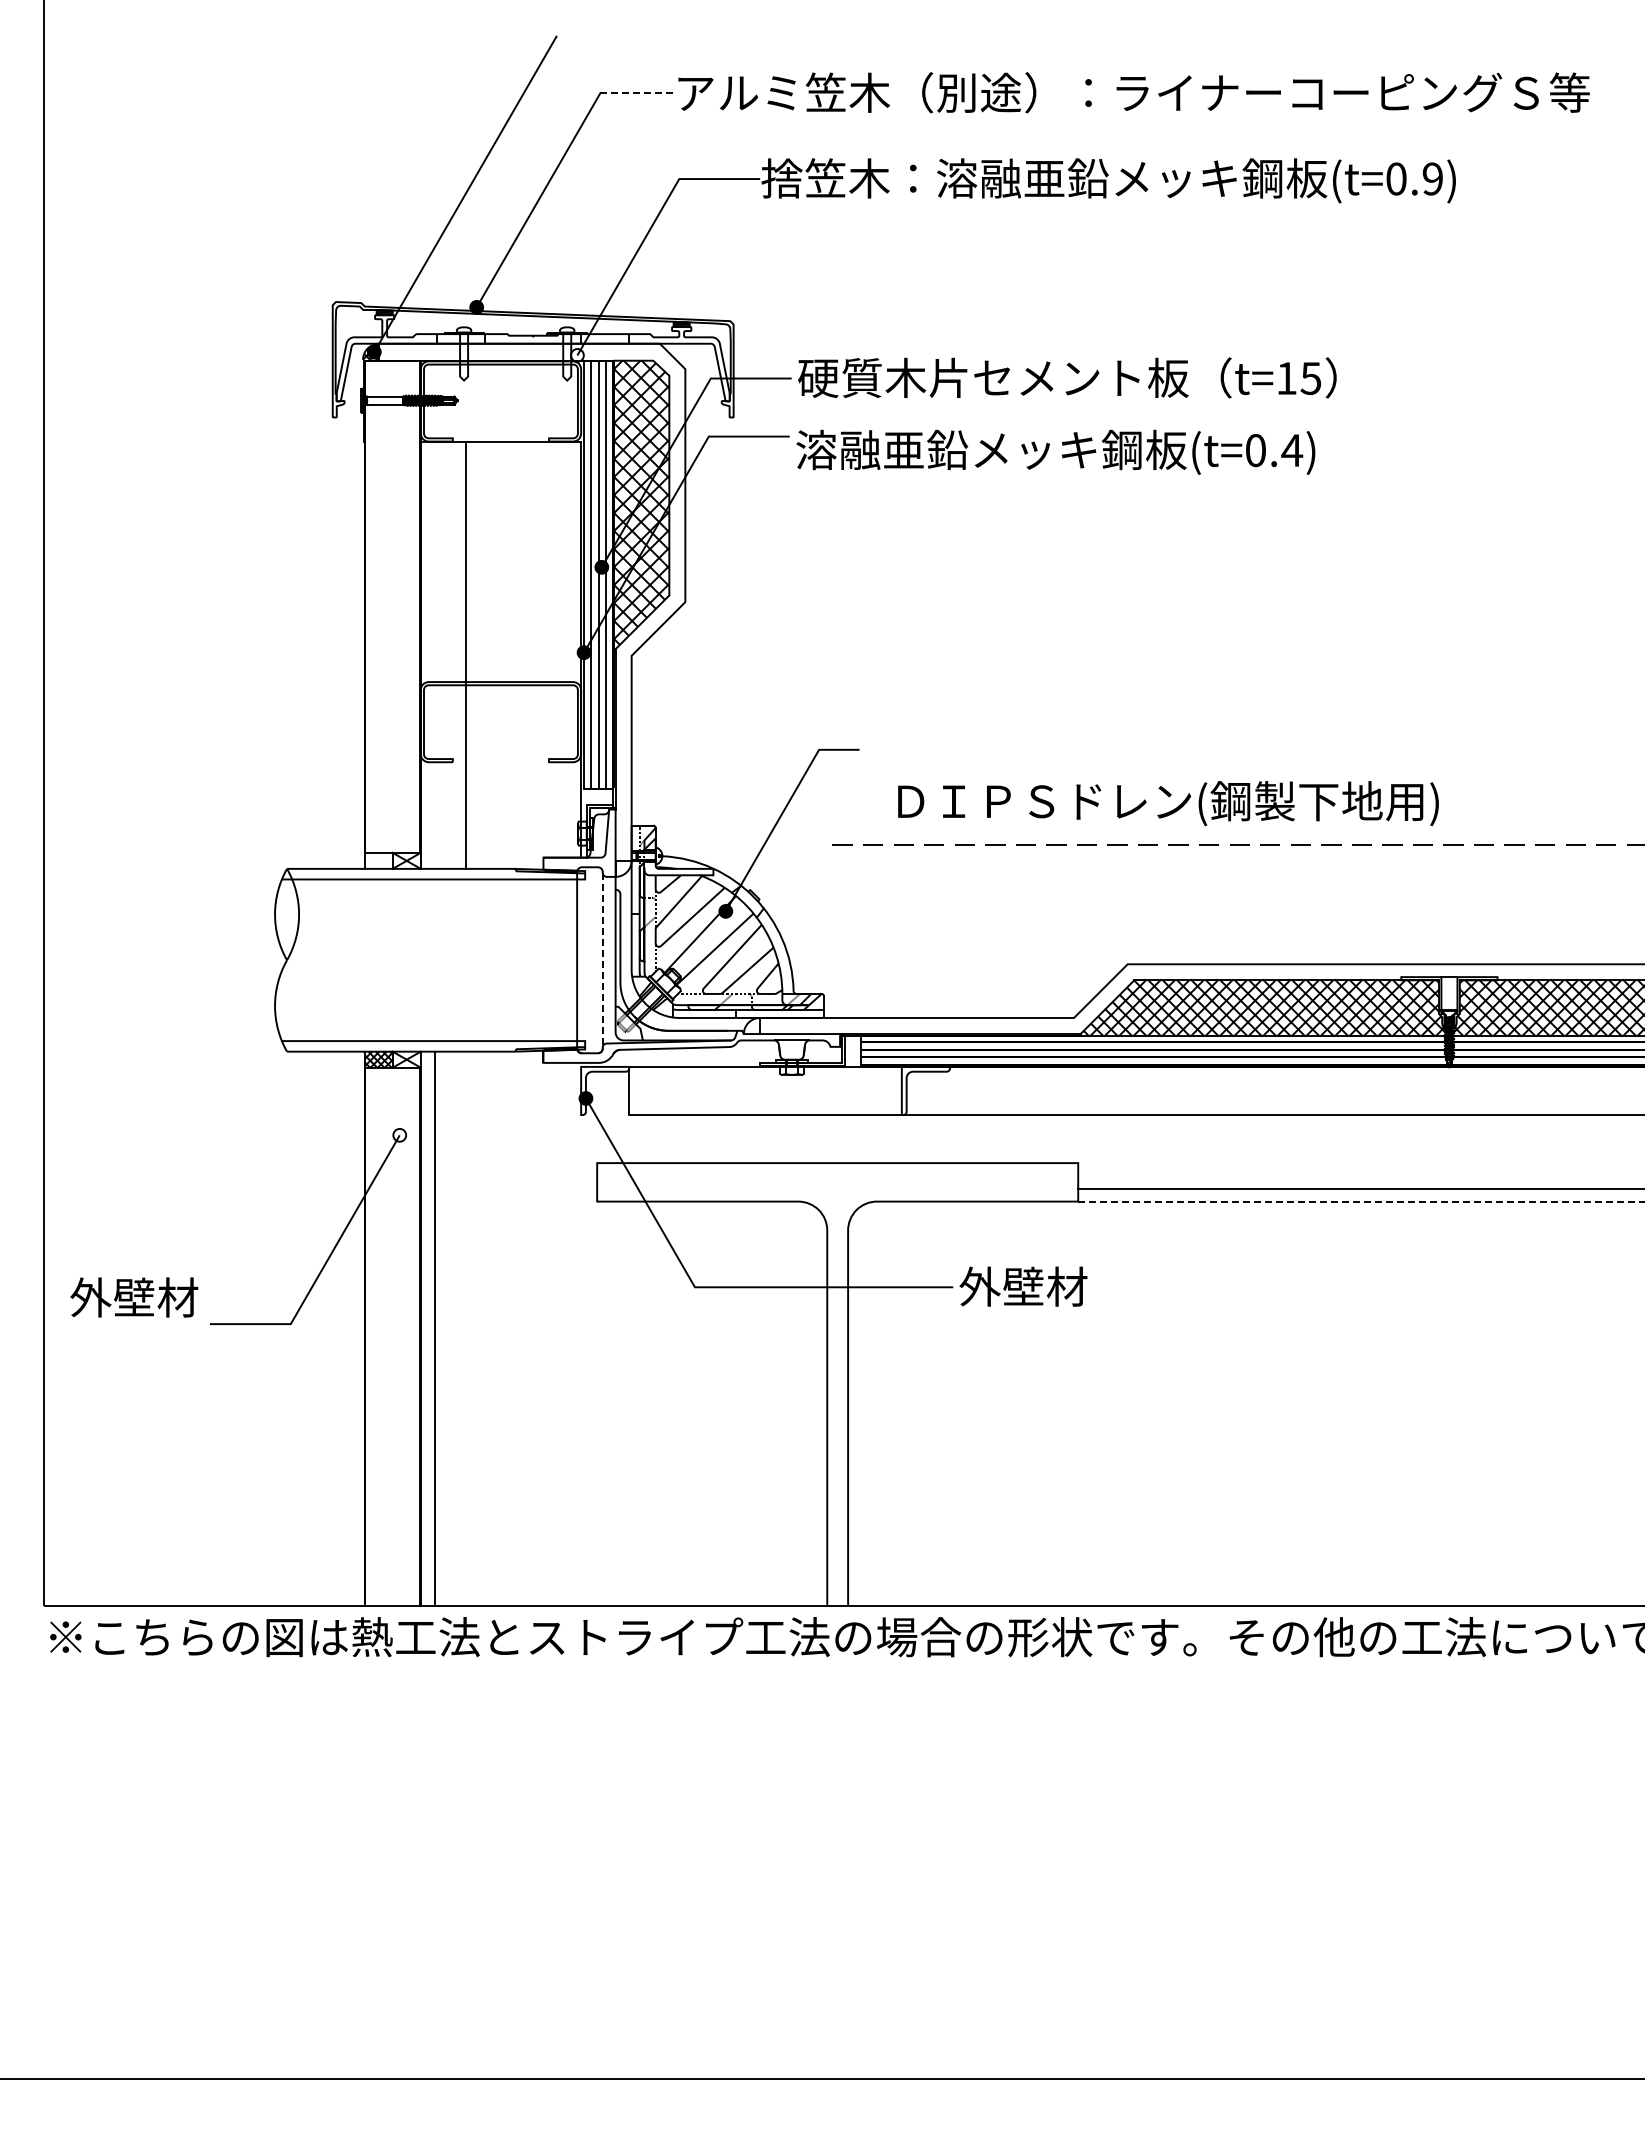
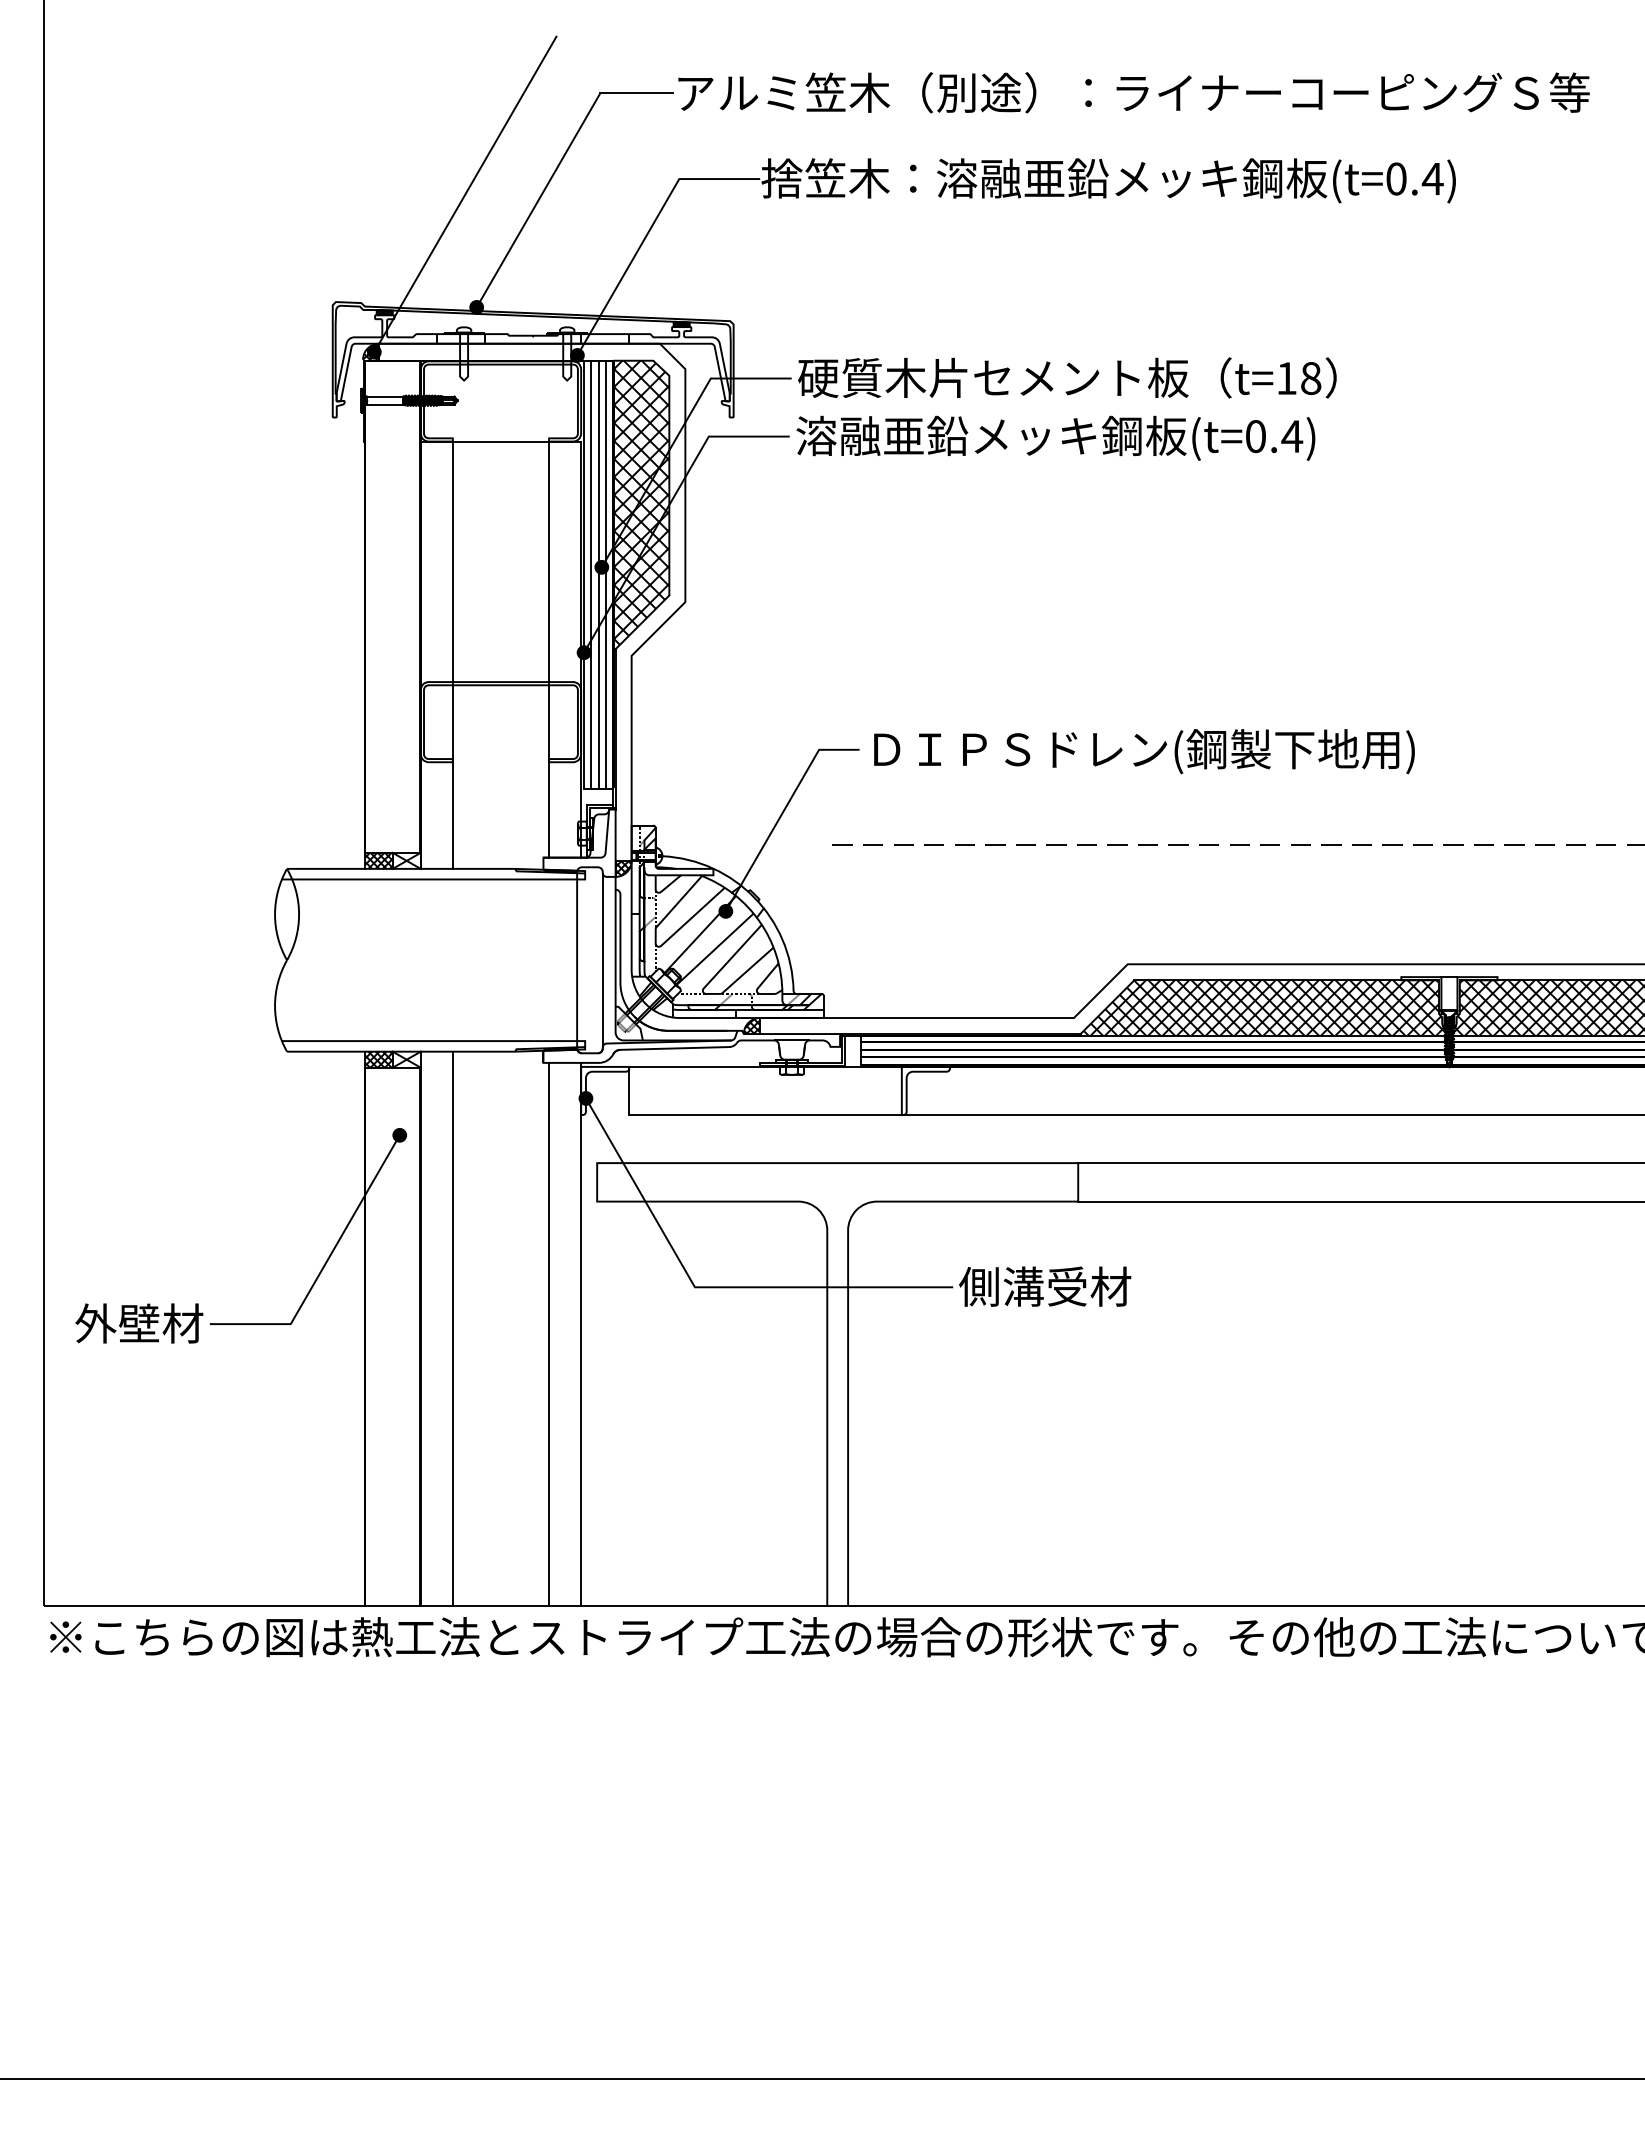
line: dashed -> solid (637, 93)
text: (t=0.9) -> (t=0.4) (1432, 178)
fill: none -> present (577, 355)
text: t=15 -> t=18 (1310, 378)
text position: (1055, 451) -> (1055, 437) (1055, 437)
line: none -> present (549, 649)
line position: (465, 654) -> (452, 654) (452, 654)
text position: (1168, 803) -> (1144, 751) (1144, 751)
hatch: none -> present (378, 860)
hatch: none -> present (623, 867)
line: dashed -> solid (602, 960)
hatch: none -> present (751, 1026)
fill: none -> present (399, 1134)
line position: (1359, 1189) -> (1359, 1163) (1359, 1163)
line: dashed -> solid (1362, 1201)
text: 外壁材 -> 側溝受材 (1045, 1286)
text position: (134, 1297) -> (139, 1323) (139, 1323)
line position: (434, 1328) -> (452, 1328) (452, 1328)
line: none -> present (549, 1333)
line: none -> present (581, 1333)
